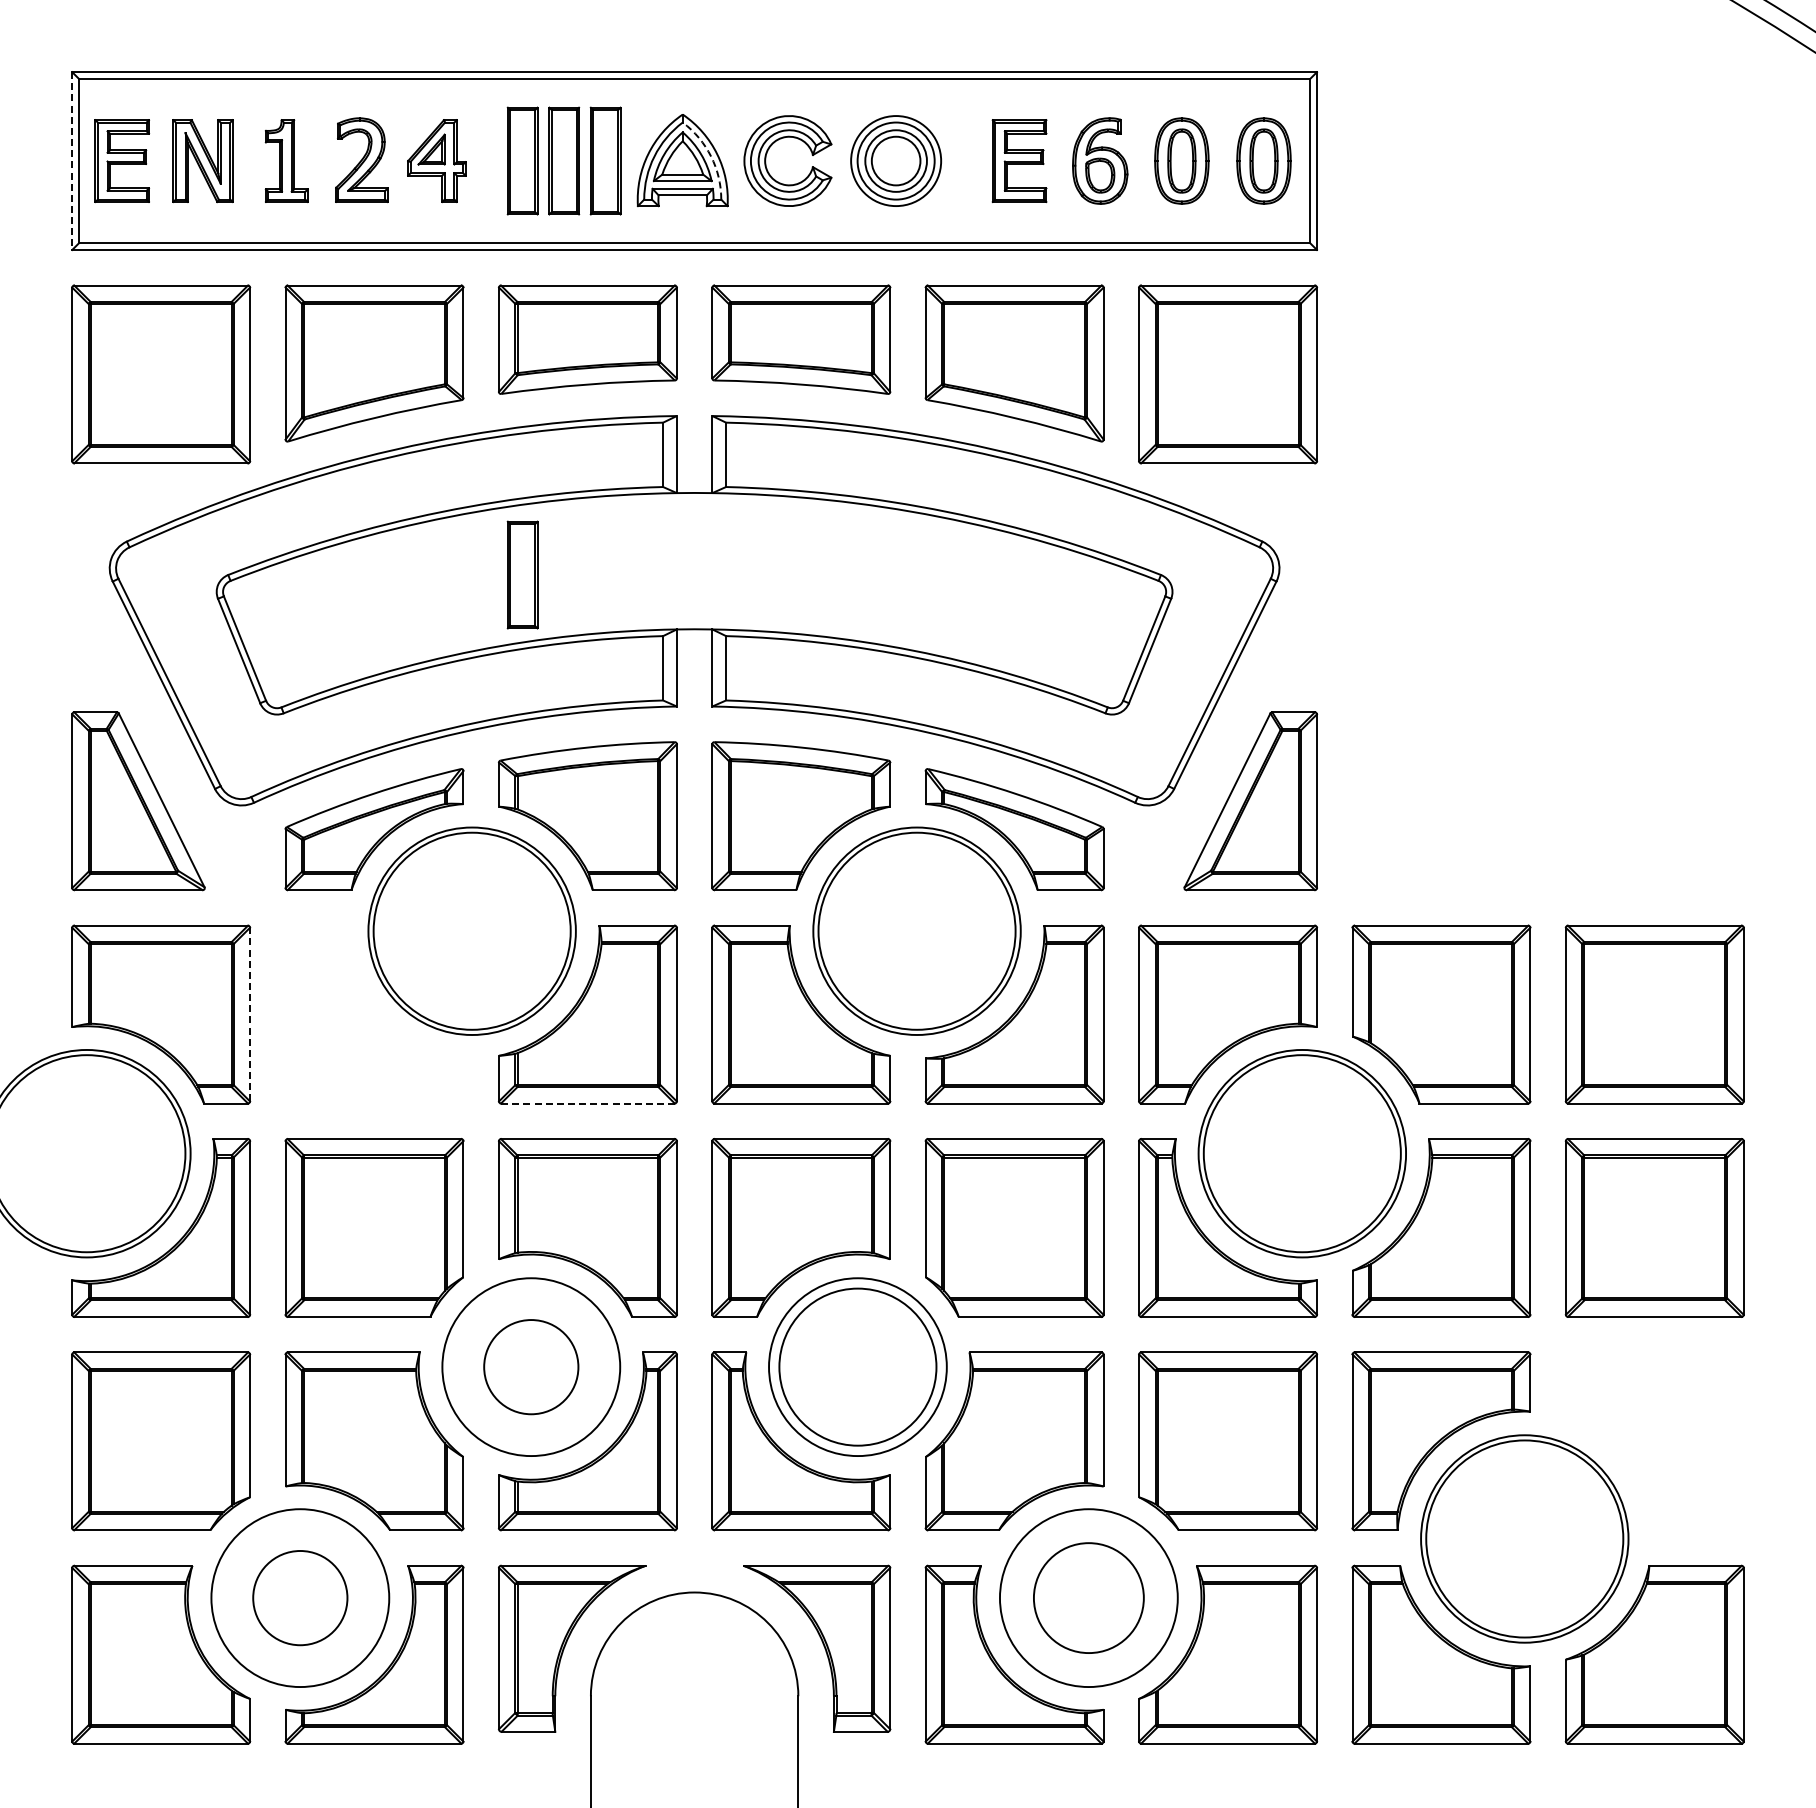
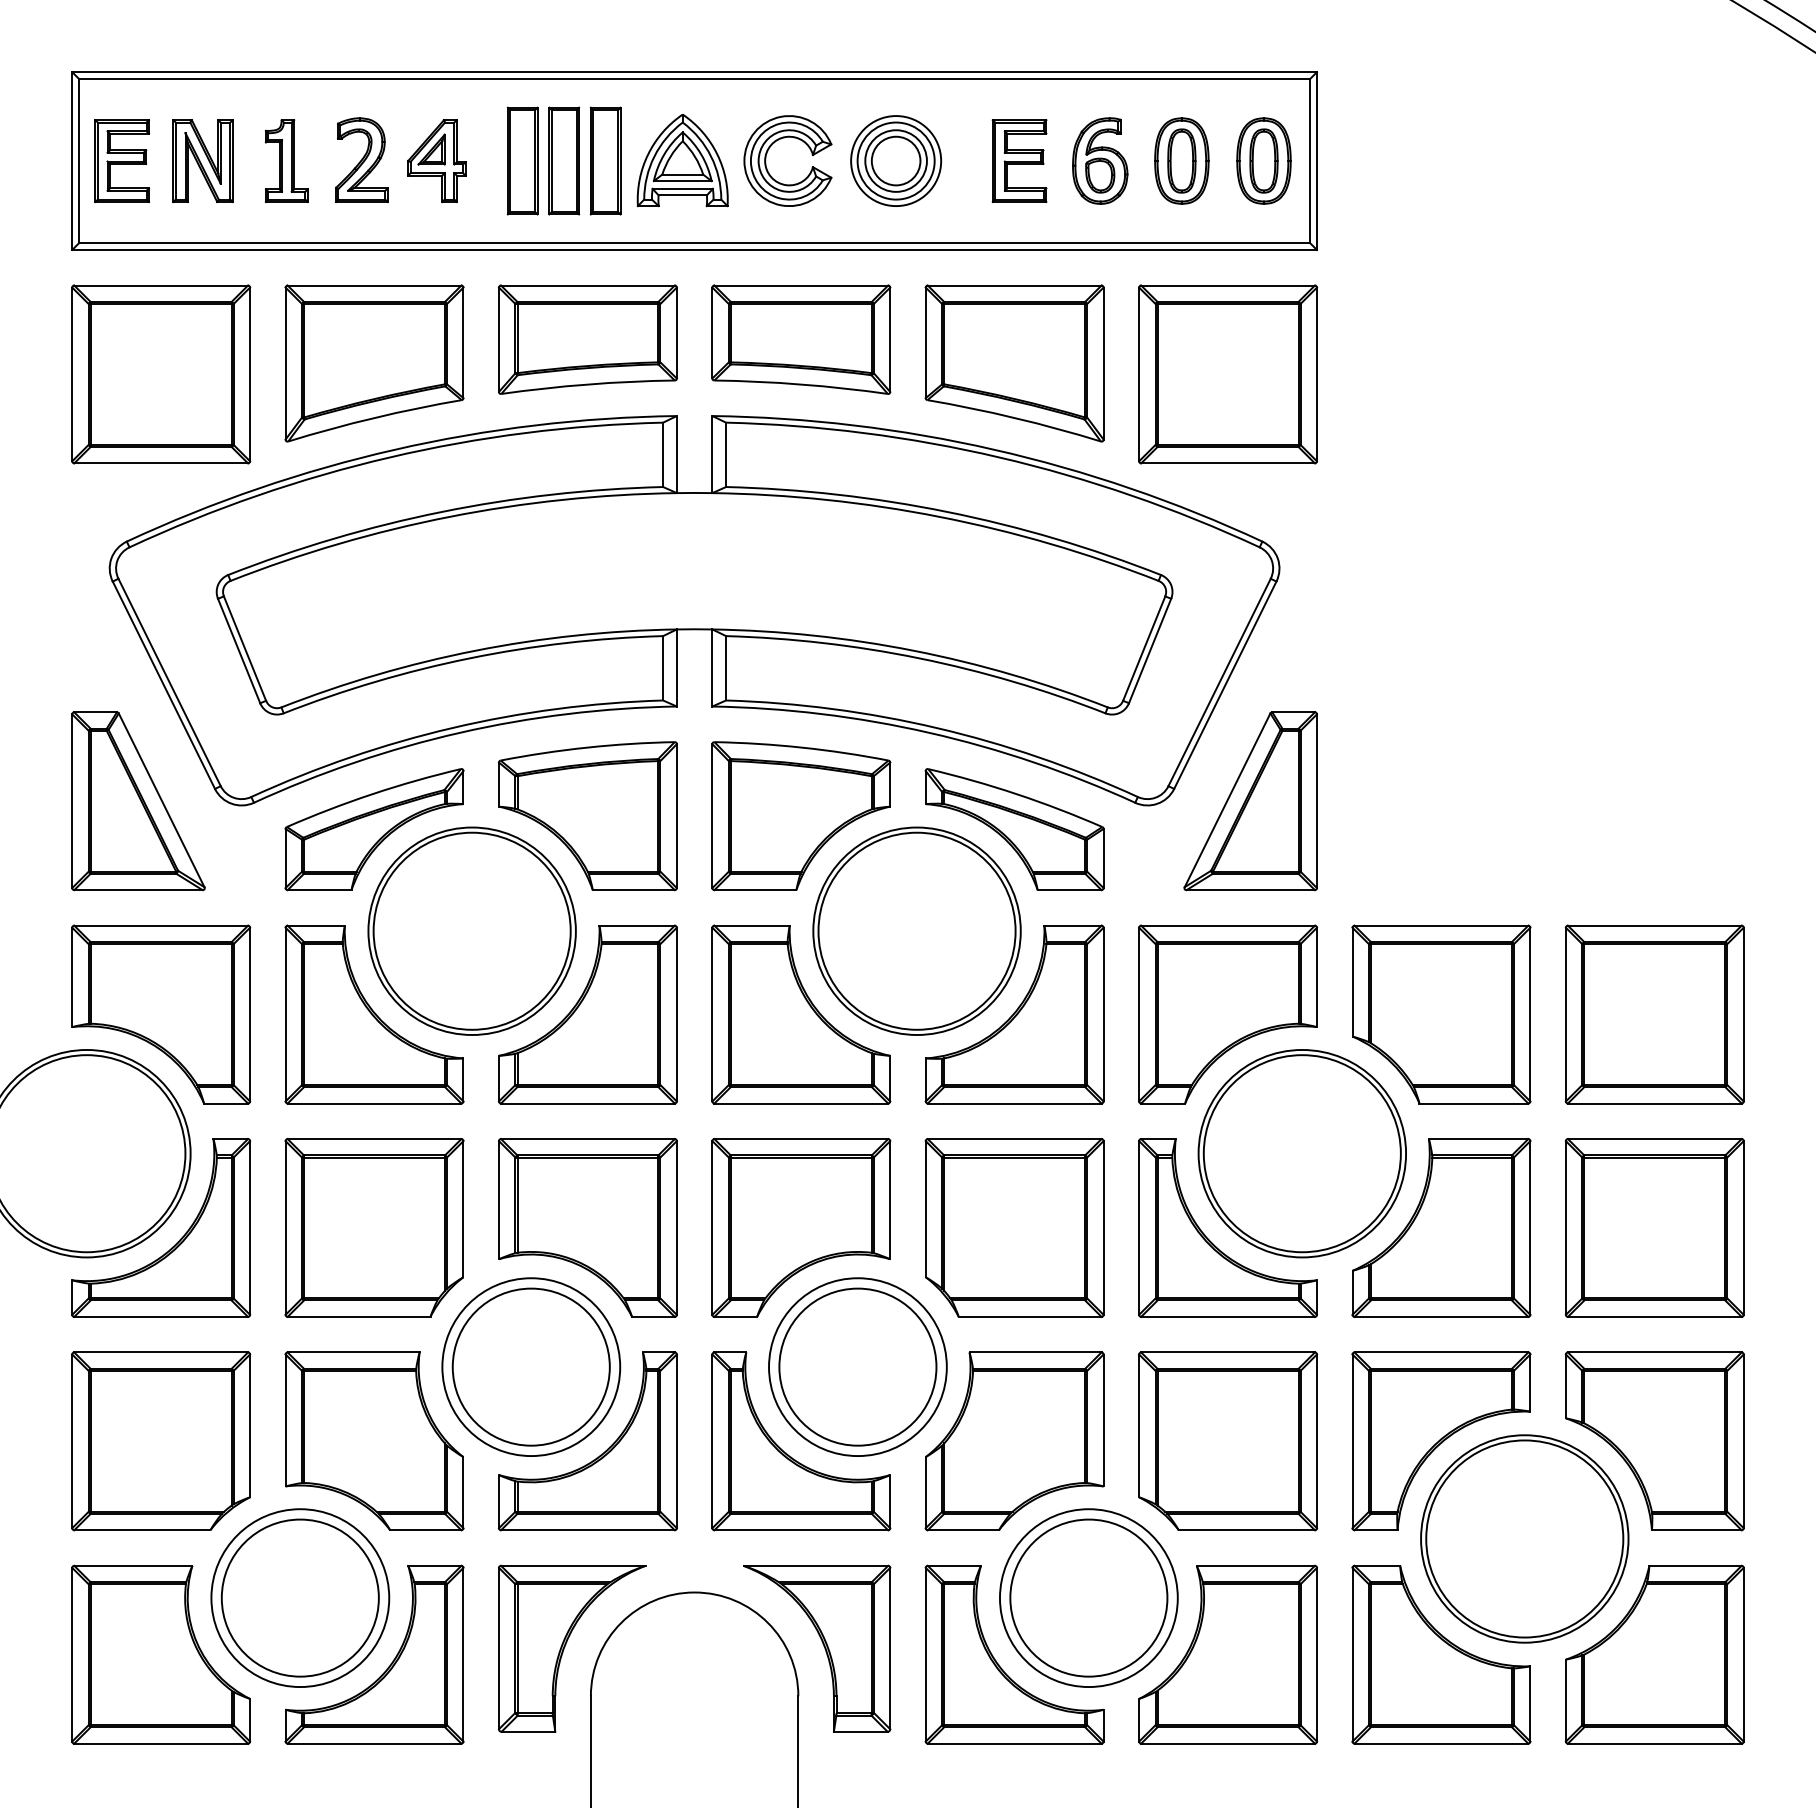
arc: dashed -> solid (711, 156)
line: dashed -> solid (72, 161)
part: present -> none (522, 574)
line: dashed -> solid (250, 1014)
part: none -> present (374, 1014)
line: dashed -> solid (587, 1103)
circle diameter: 94 px -> 157 px (530, 1366)
part: none -> present (1654, 1441)
circle diameter: 94 px -> 157 px (299, 1597)
circle diameter: 110 px -> 157 px (1088, 1597)
